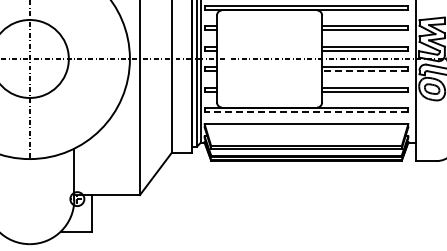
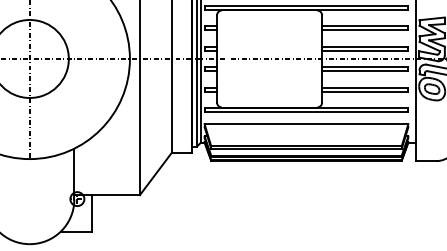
line: dashed -> solid (364, 71)
line: dashed -> solid (306, 112)
